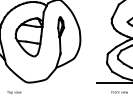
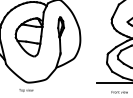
text position: (14, 92) -> (26, 90) (26, 90)
